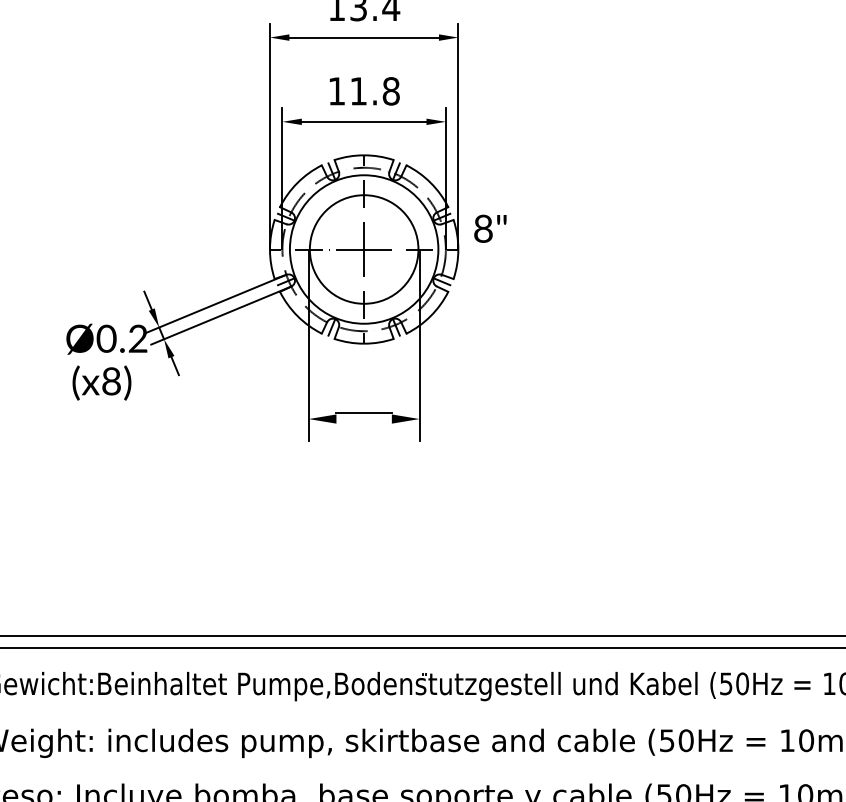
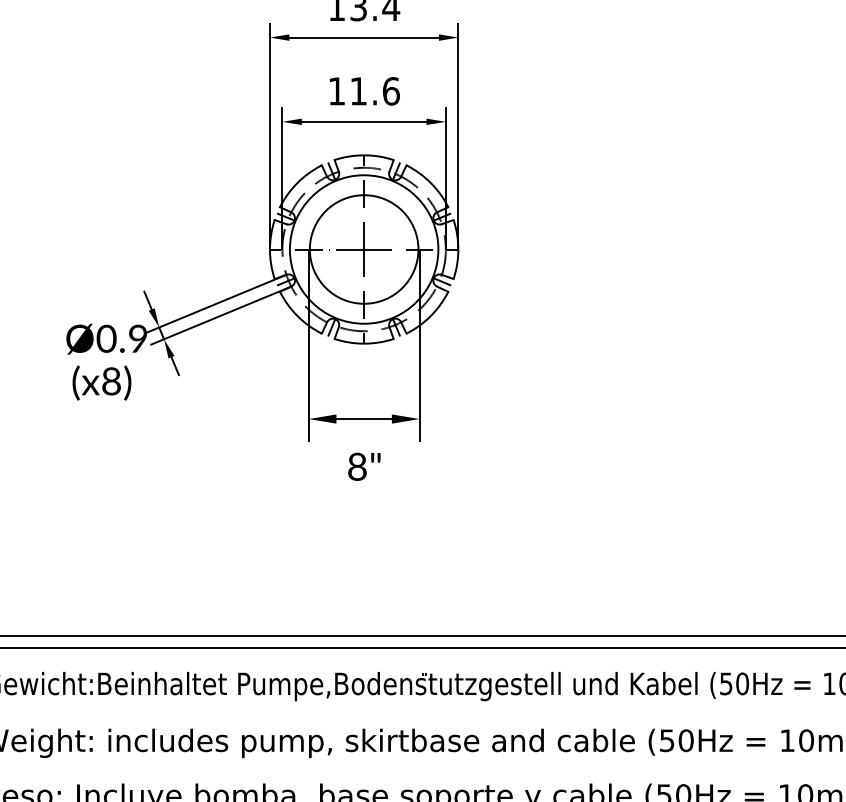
text: 11.8 -> 11.6 (390, 91)
text position: (490, 228) -> (364, 466) (364, 466)
text: Ø0.2 -> Ø0.9 (137, 338)
line position: (363, 413) -> (363, 419) (363, 419)
